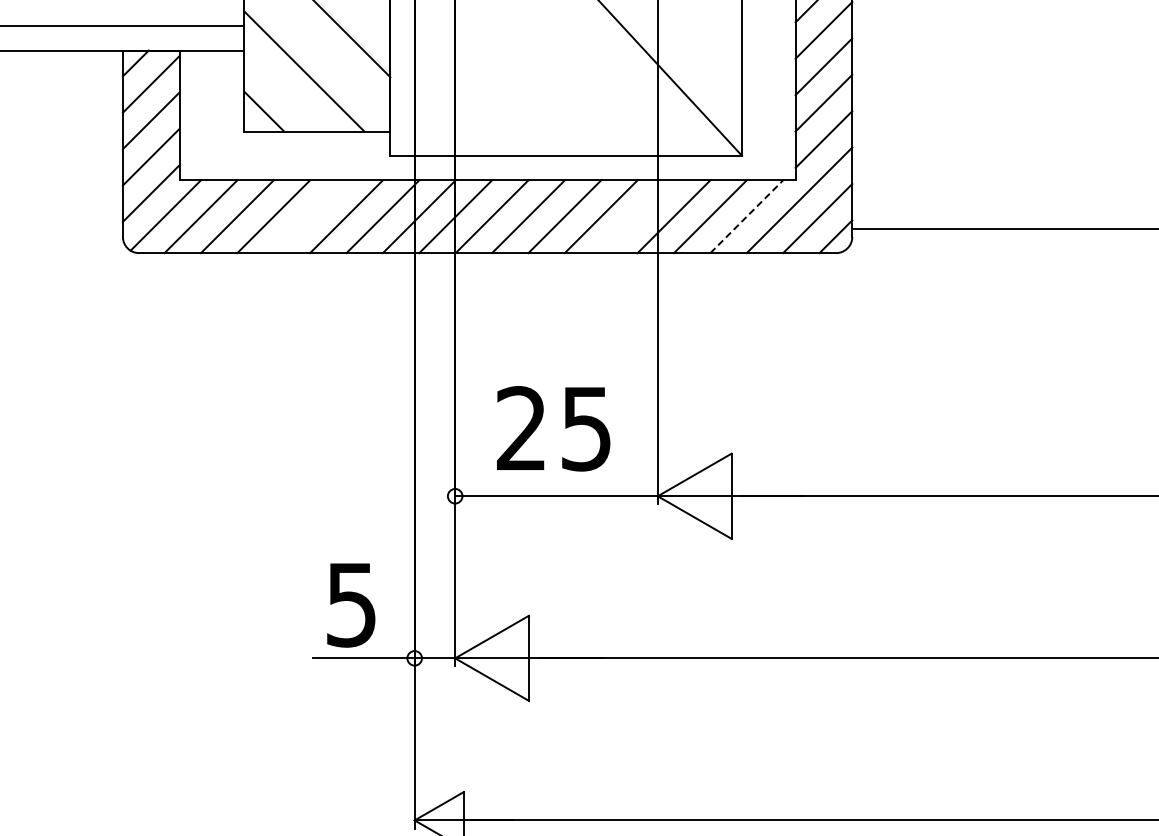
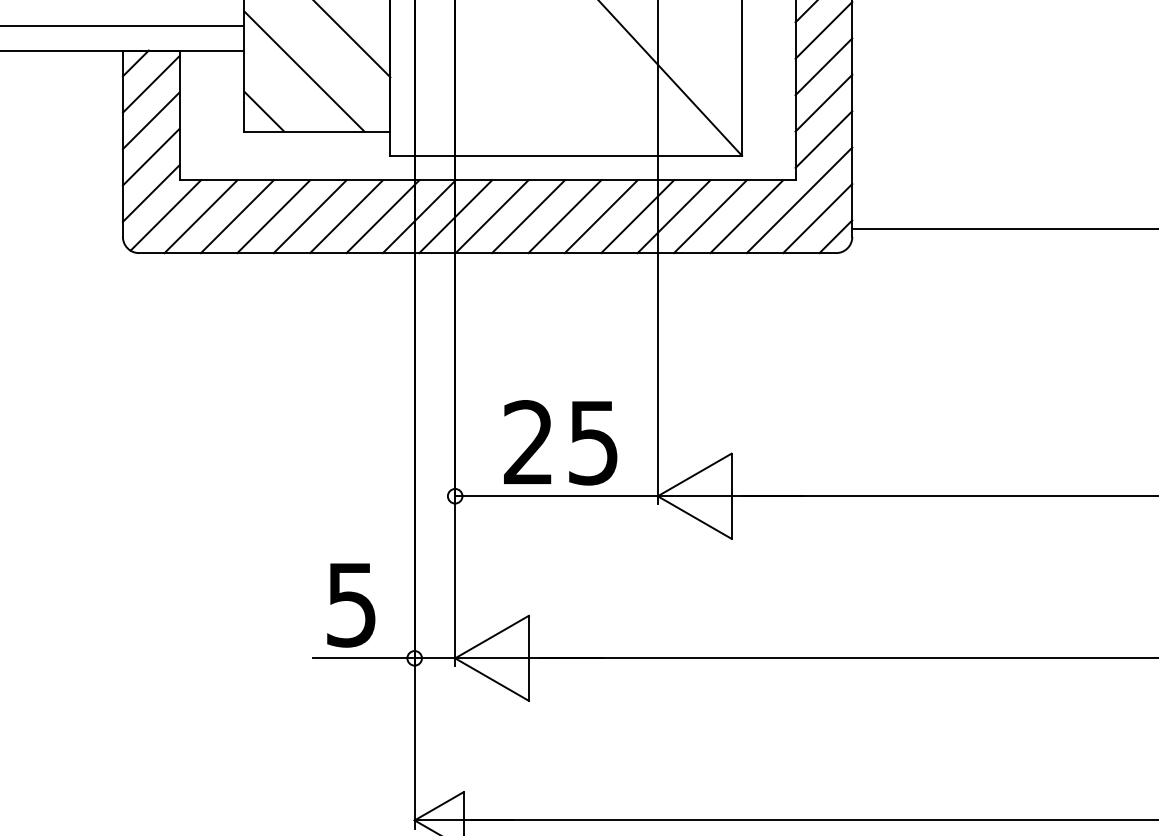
line: none -> present (309, 216)
line: none -> present (637, 216)
line: dashed -> solid (746, 216)
text position: (553, 428) -> (560, 442) (560, 442)
